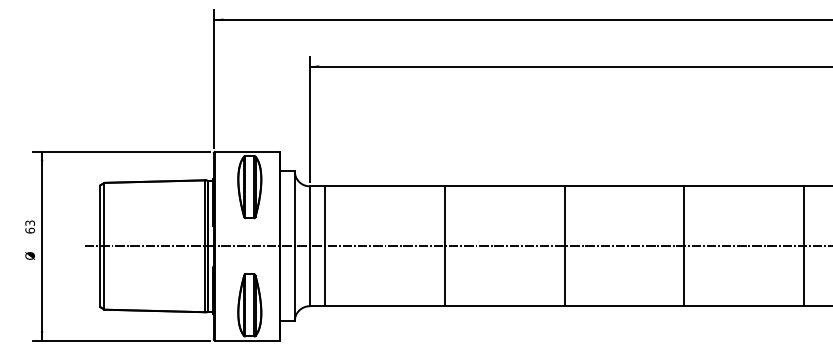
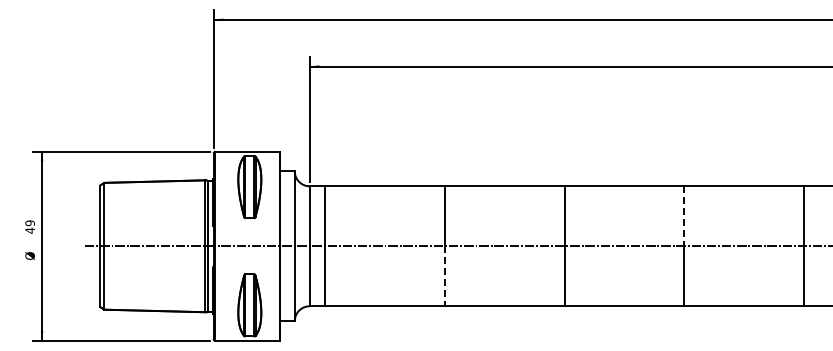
line: solid -> dashed (684, 216)
text: 63 -> 49 (29, 226)
line: solid -> dashed (444, 276)
